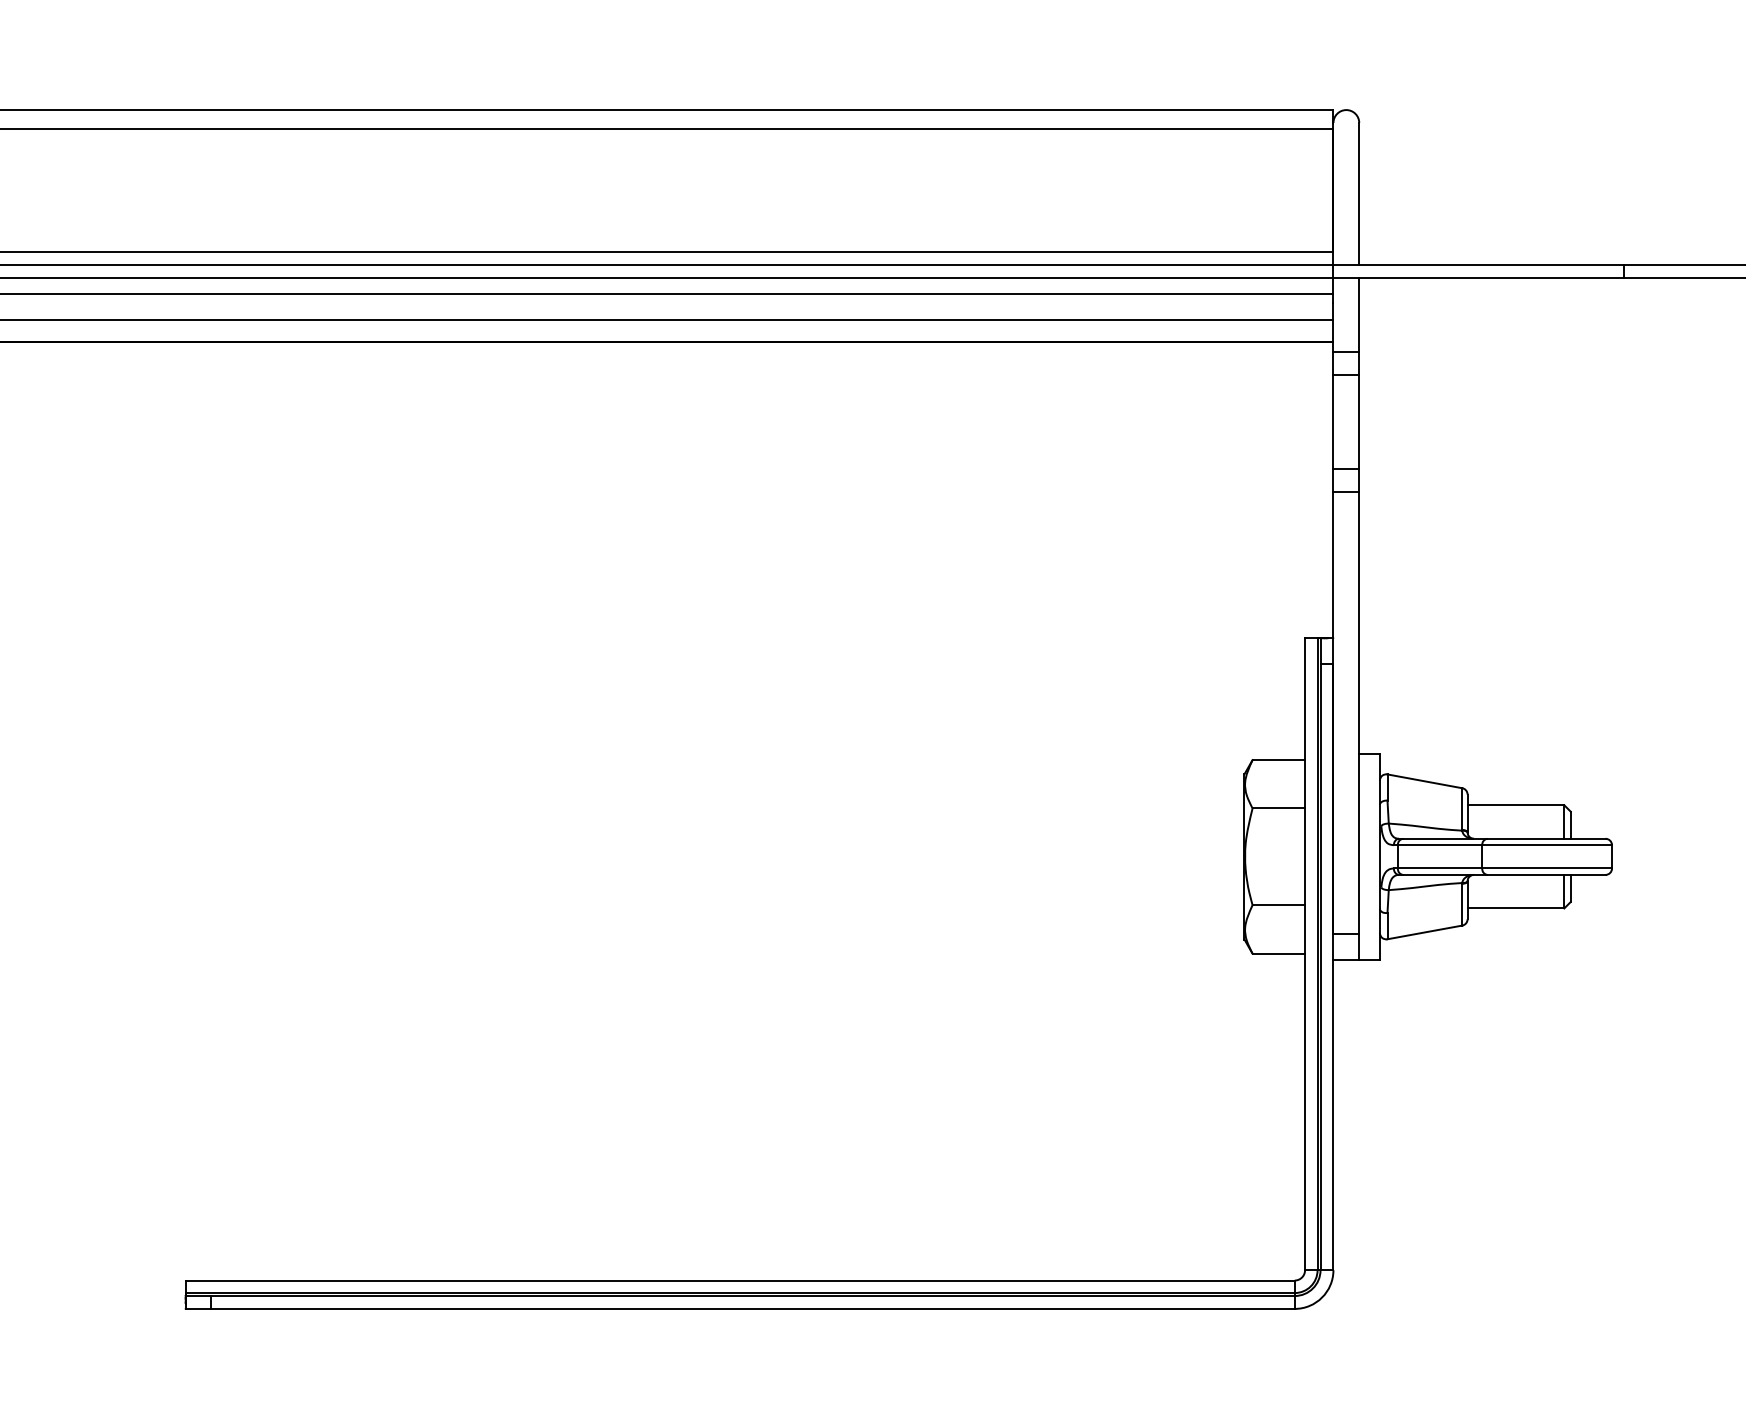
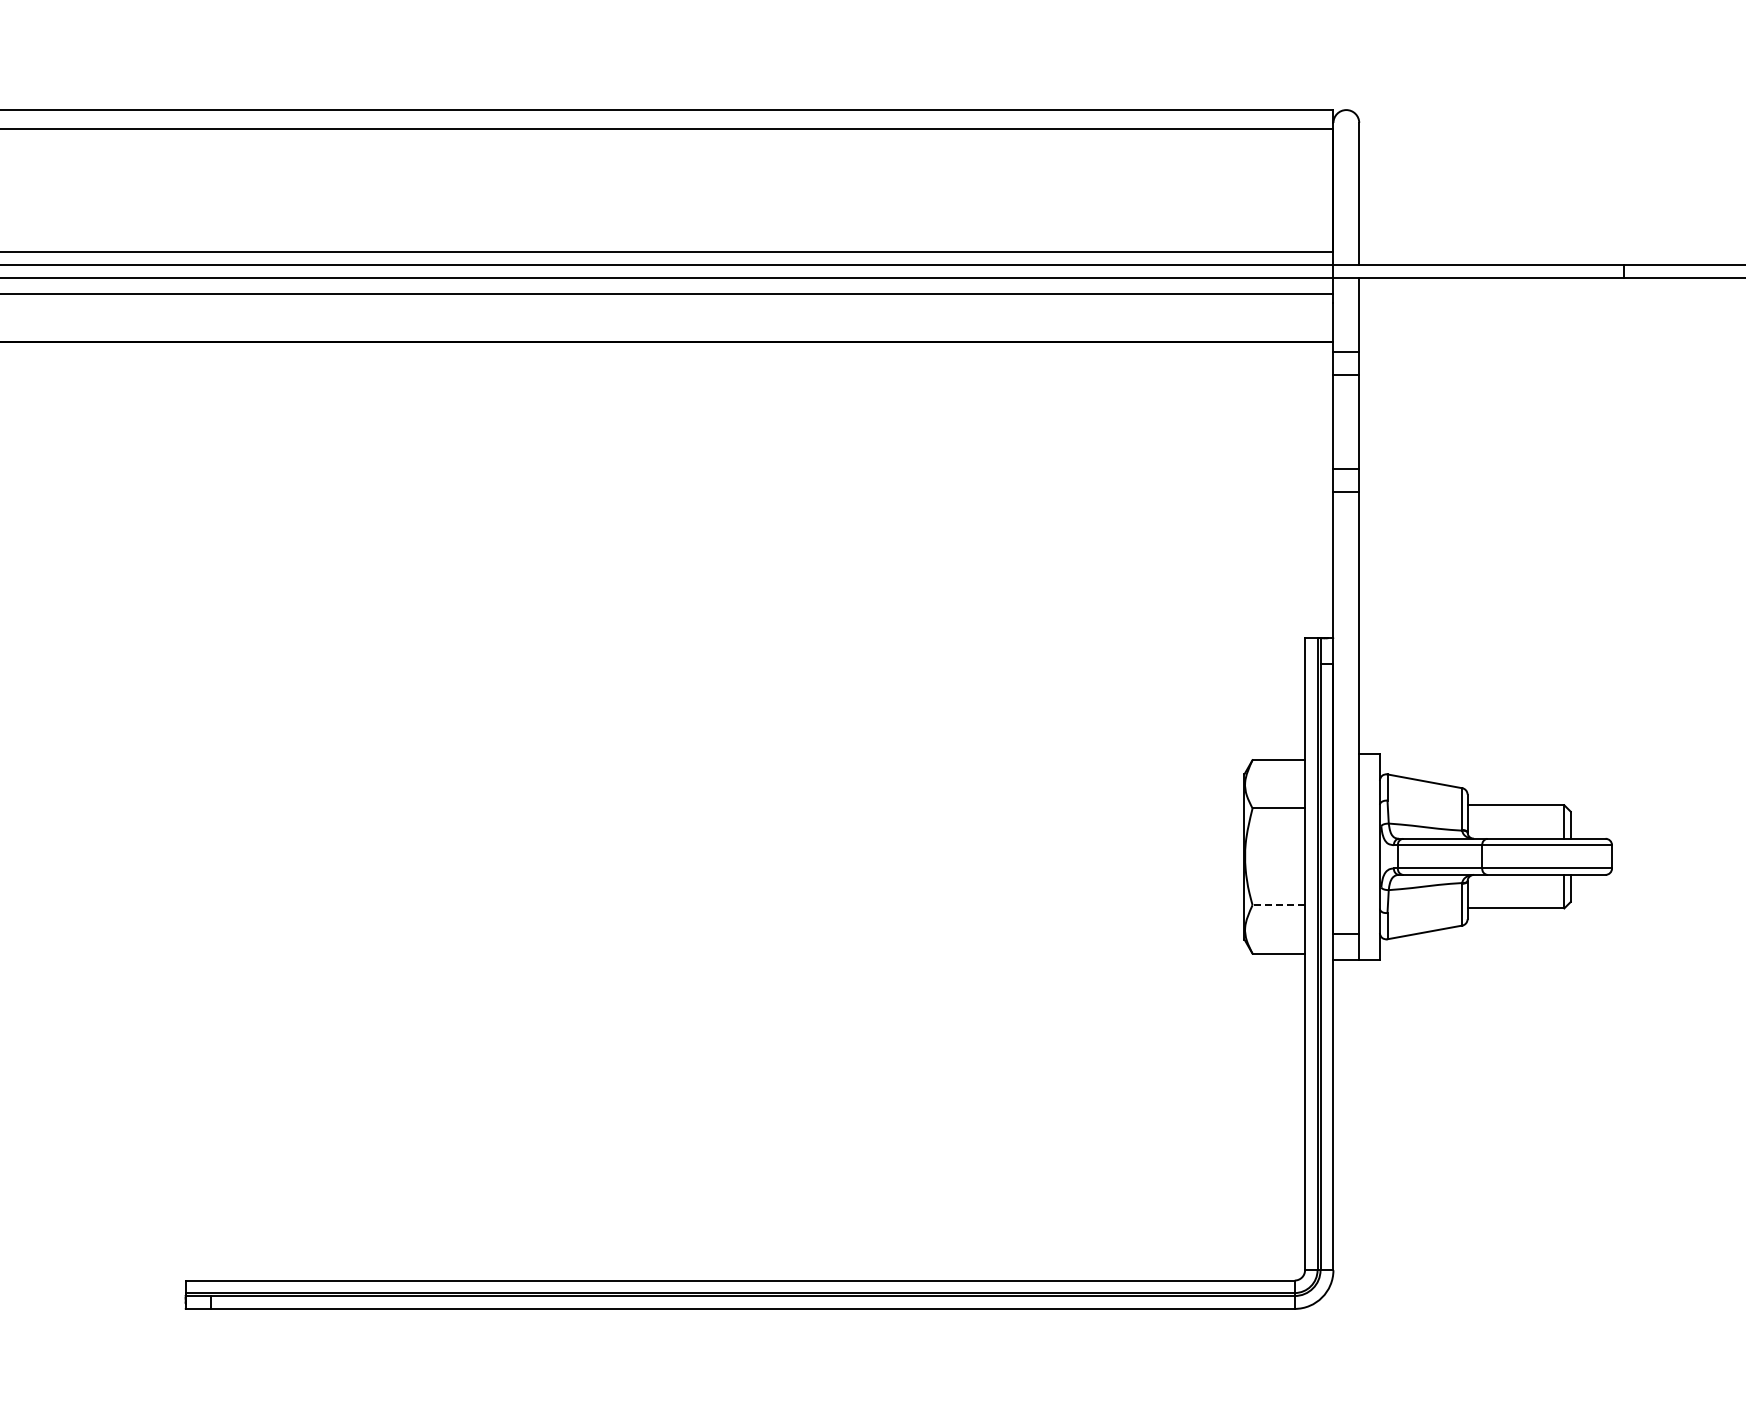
line: present -> none (667, 319)
line: solid -> dashed (1278, 905)
